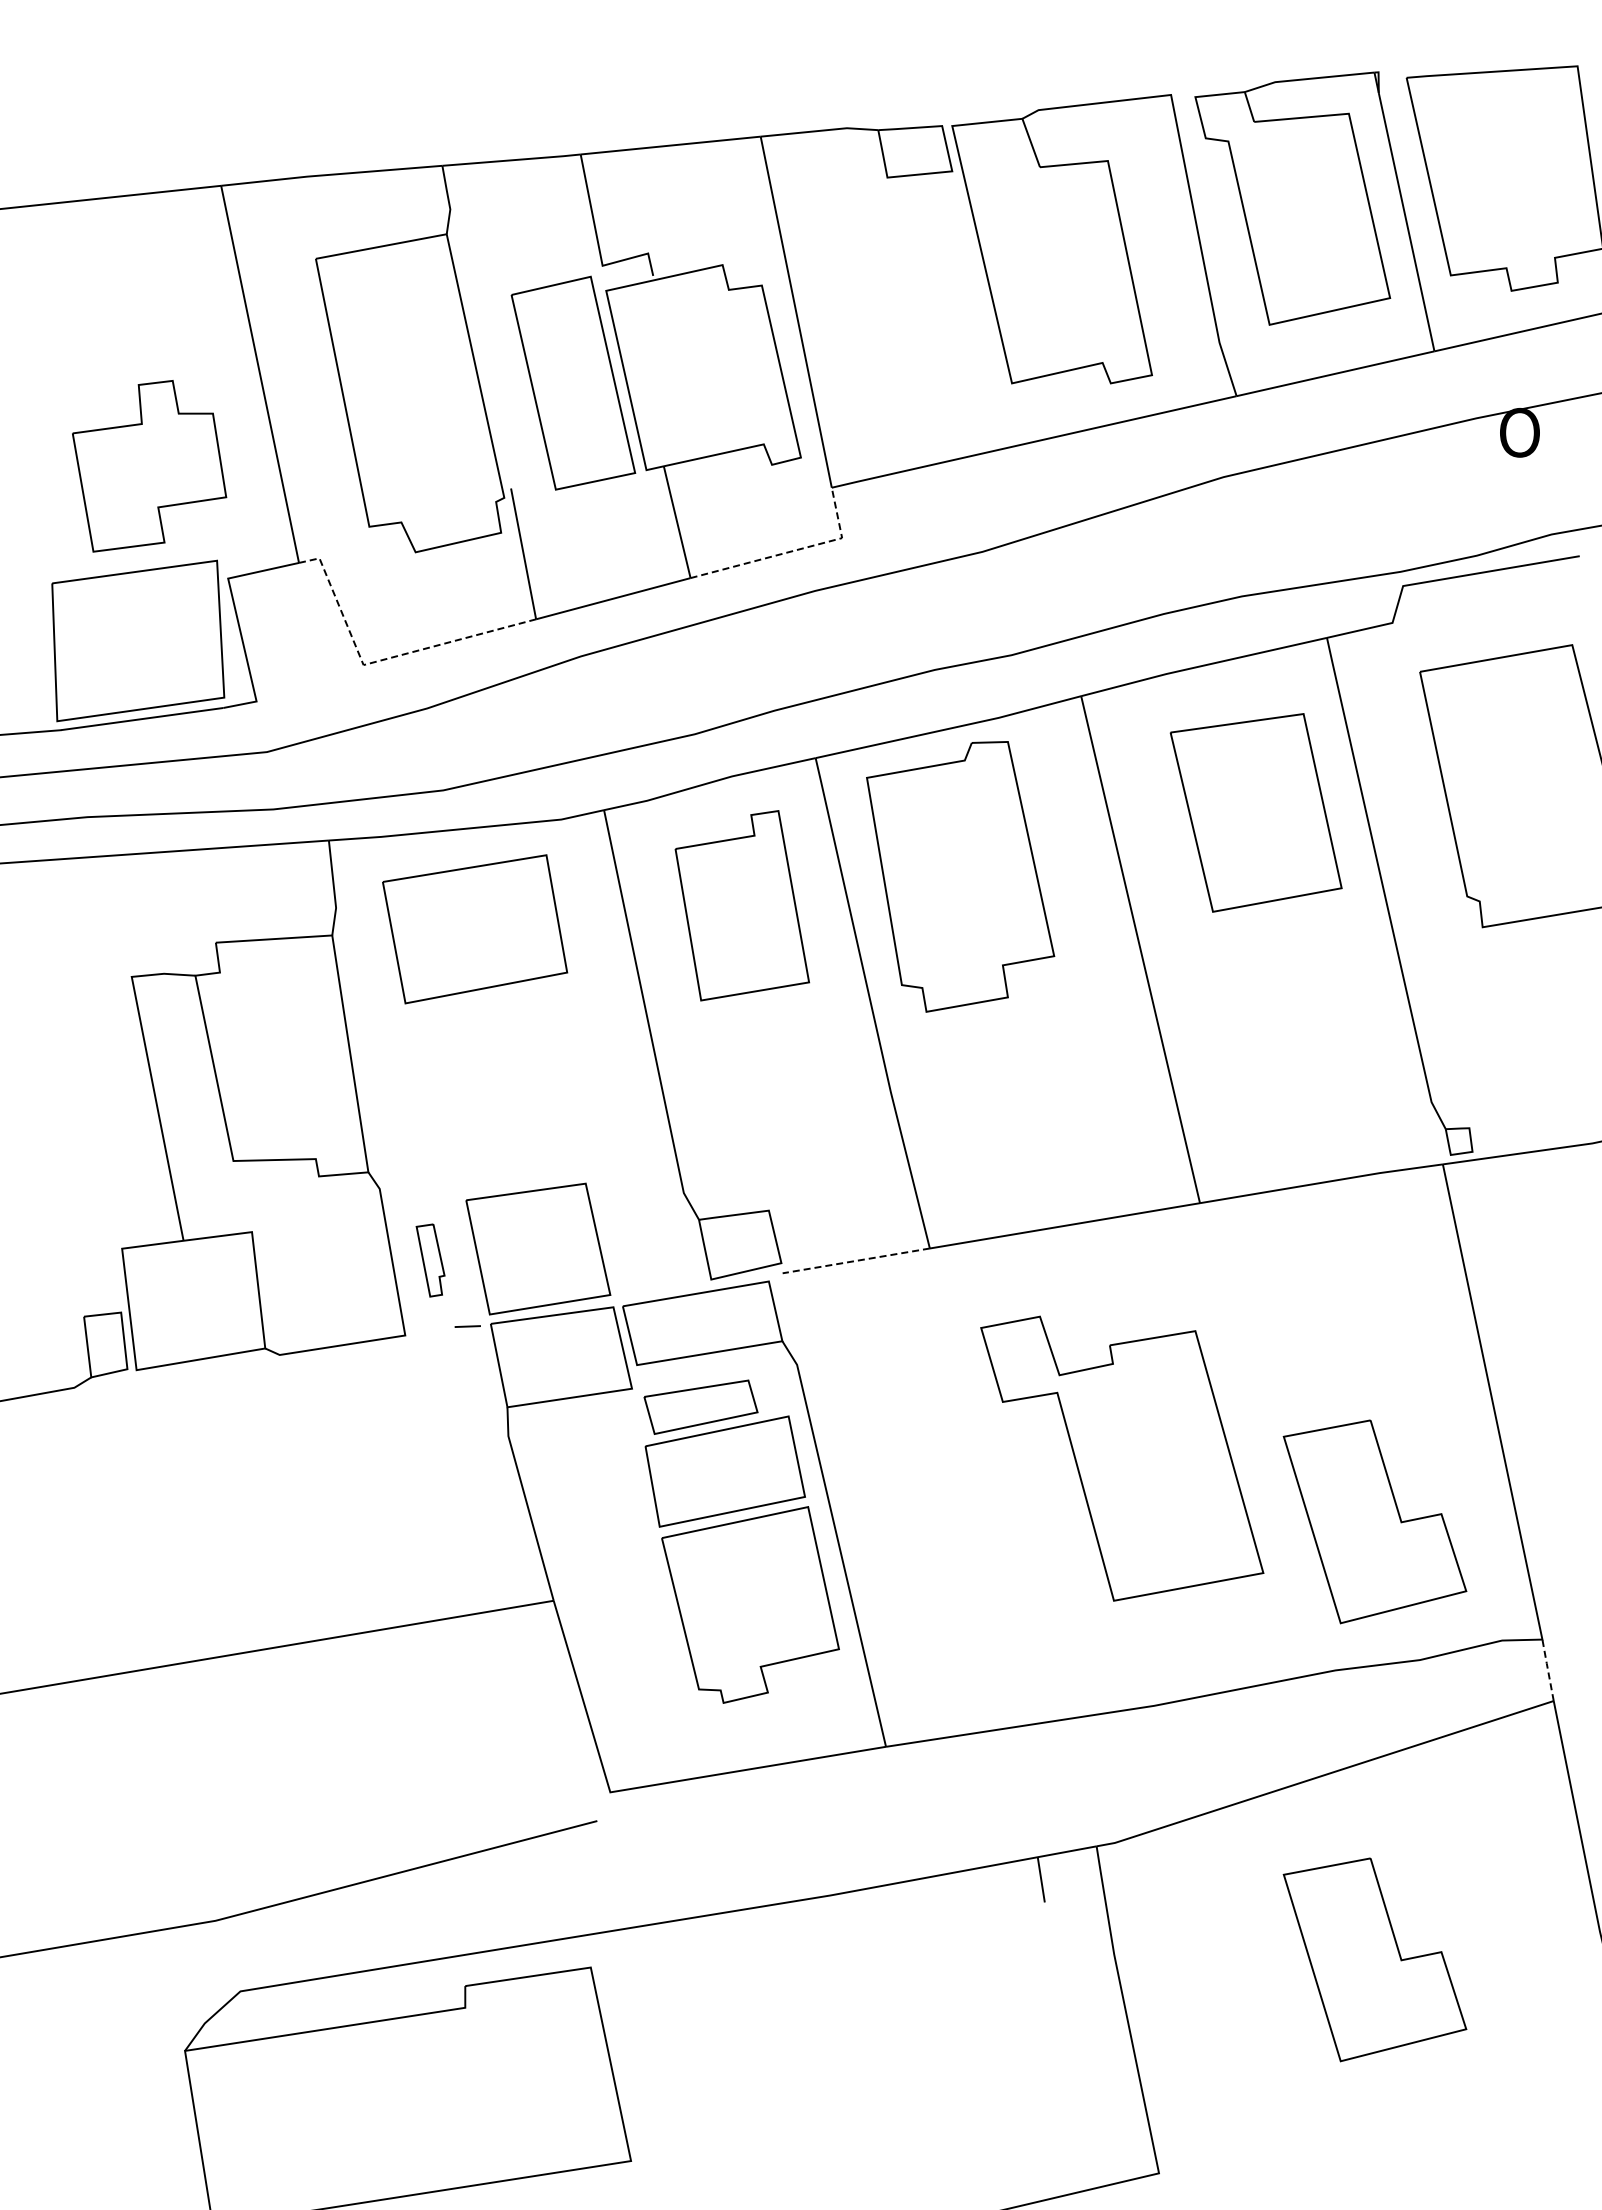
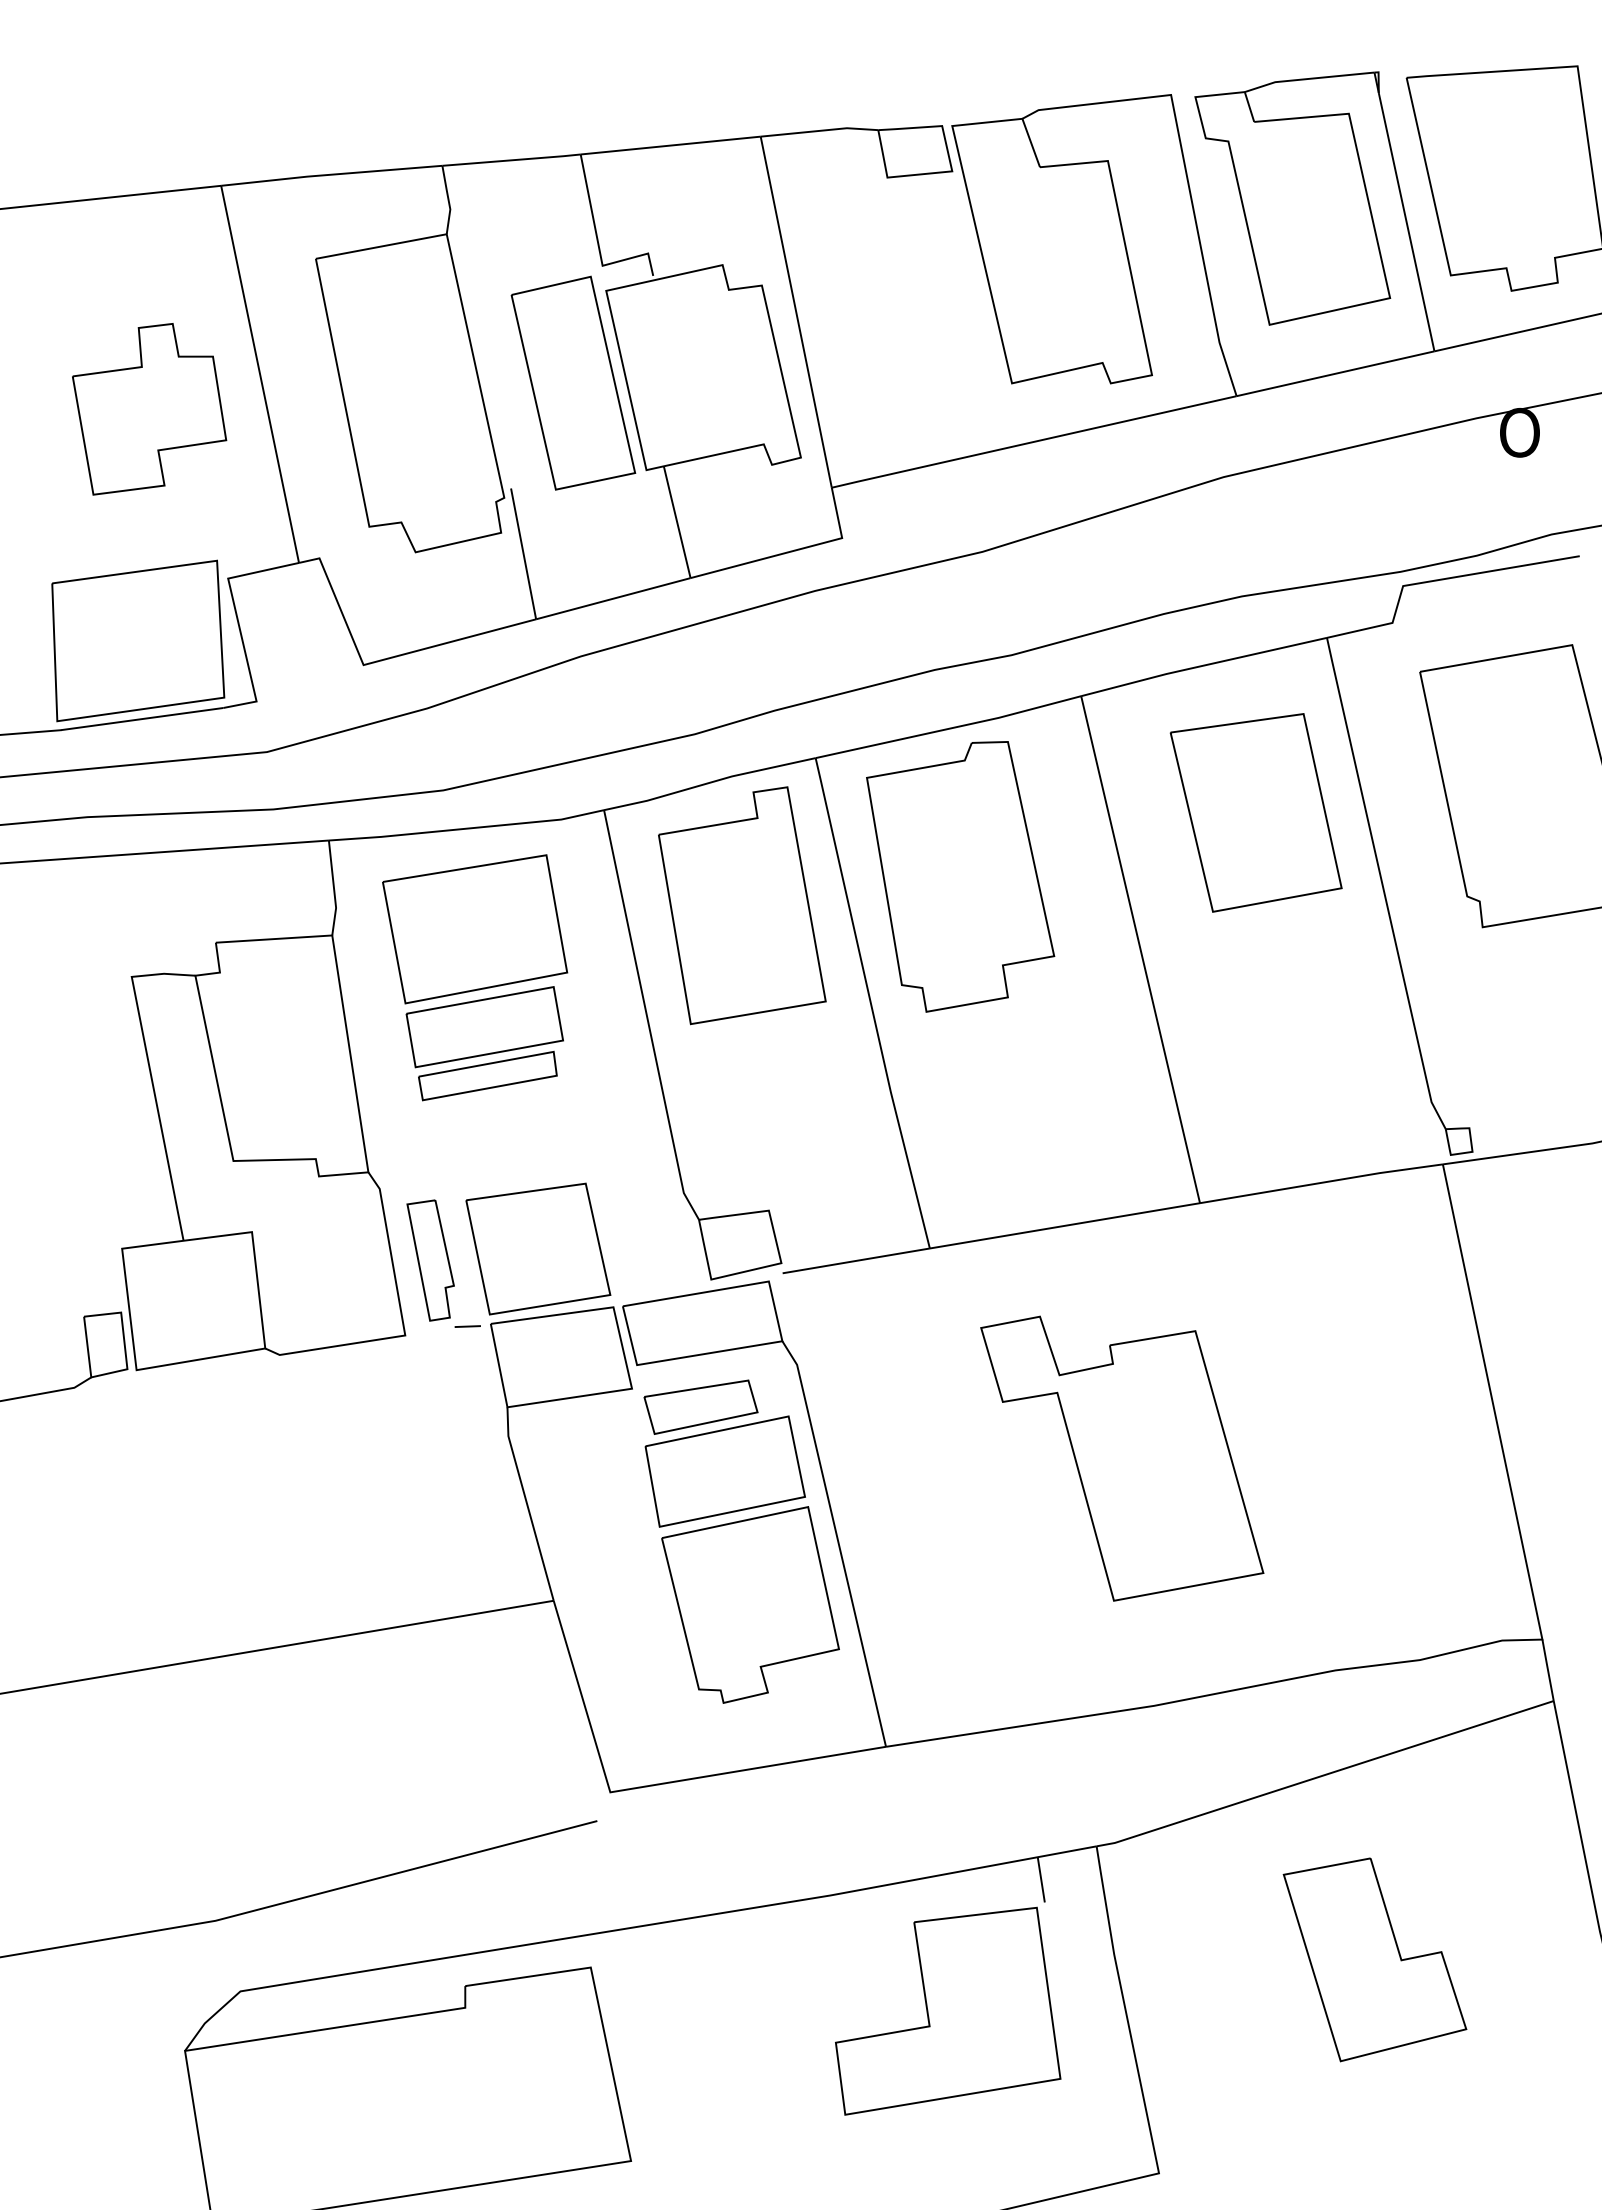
part position: (149, 466) -> (149, 409) (149, 409)
line: dashed -> solid (791, 551)
line: dashed -> solid (382, 659)
part size: 137x192 px -> 169x240 px (742, 905)
part: none -> present (484, 1043)
part size: 31x75 px -> 49x123 px (430, 1260)
line: dashed -> solid (856, 1260)
part: present -> none (1374, 1521)
line: dashed -> solid (1547, 1669)
part: none -> present (948, 2010)
